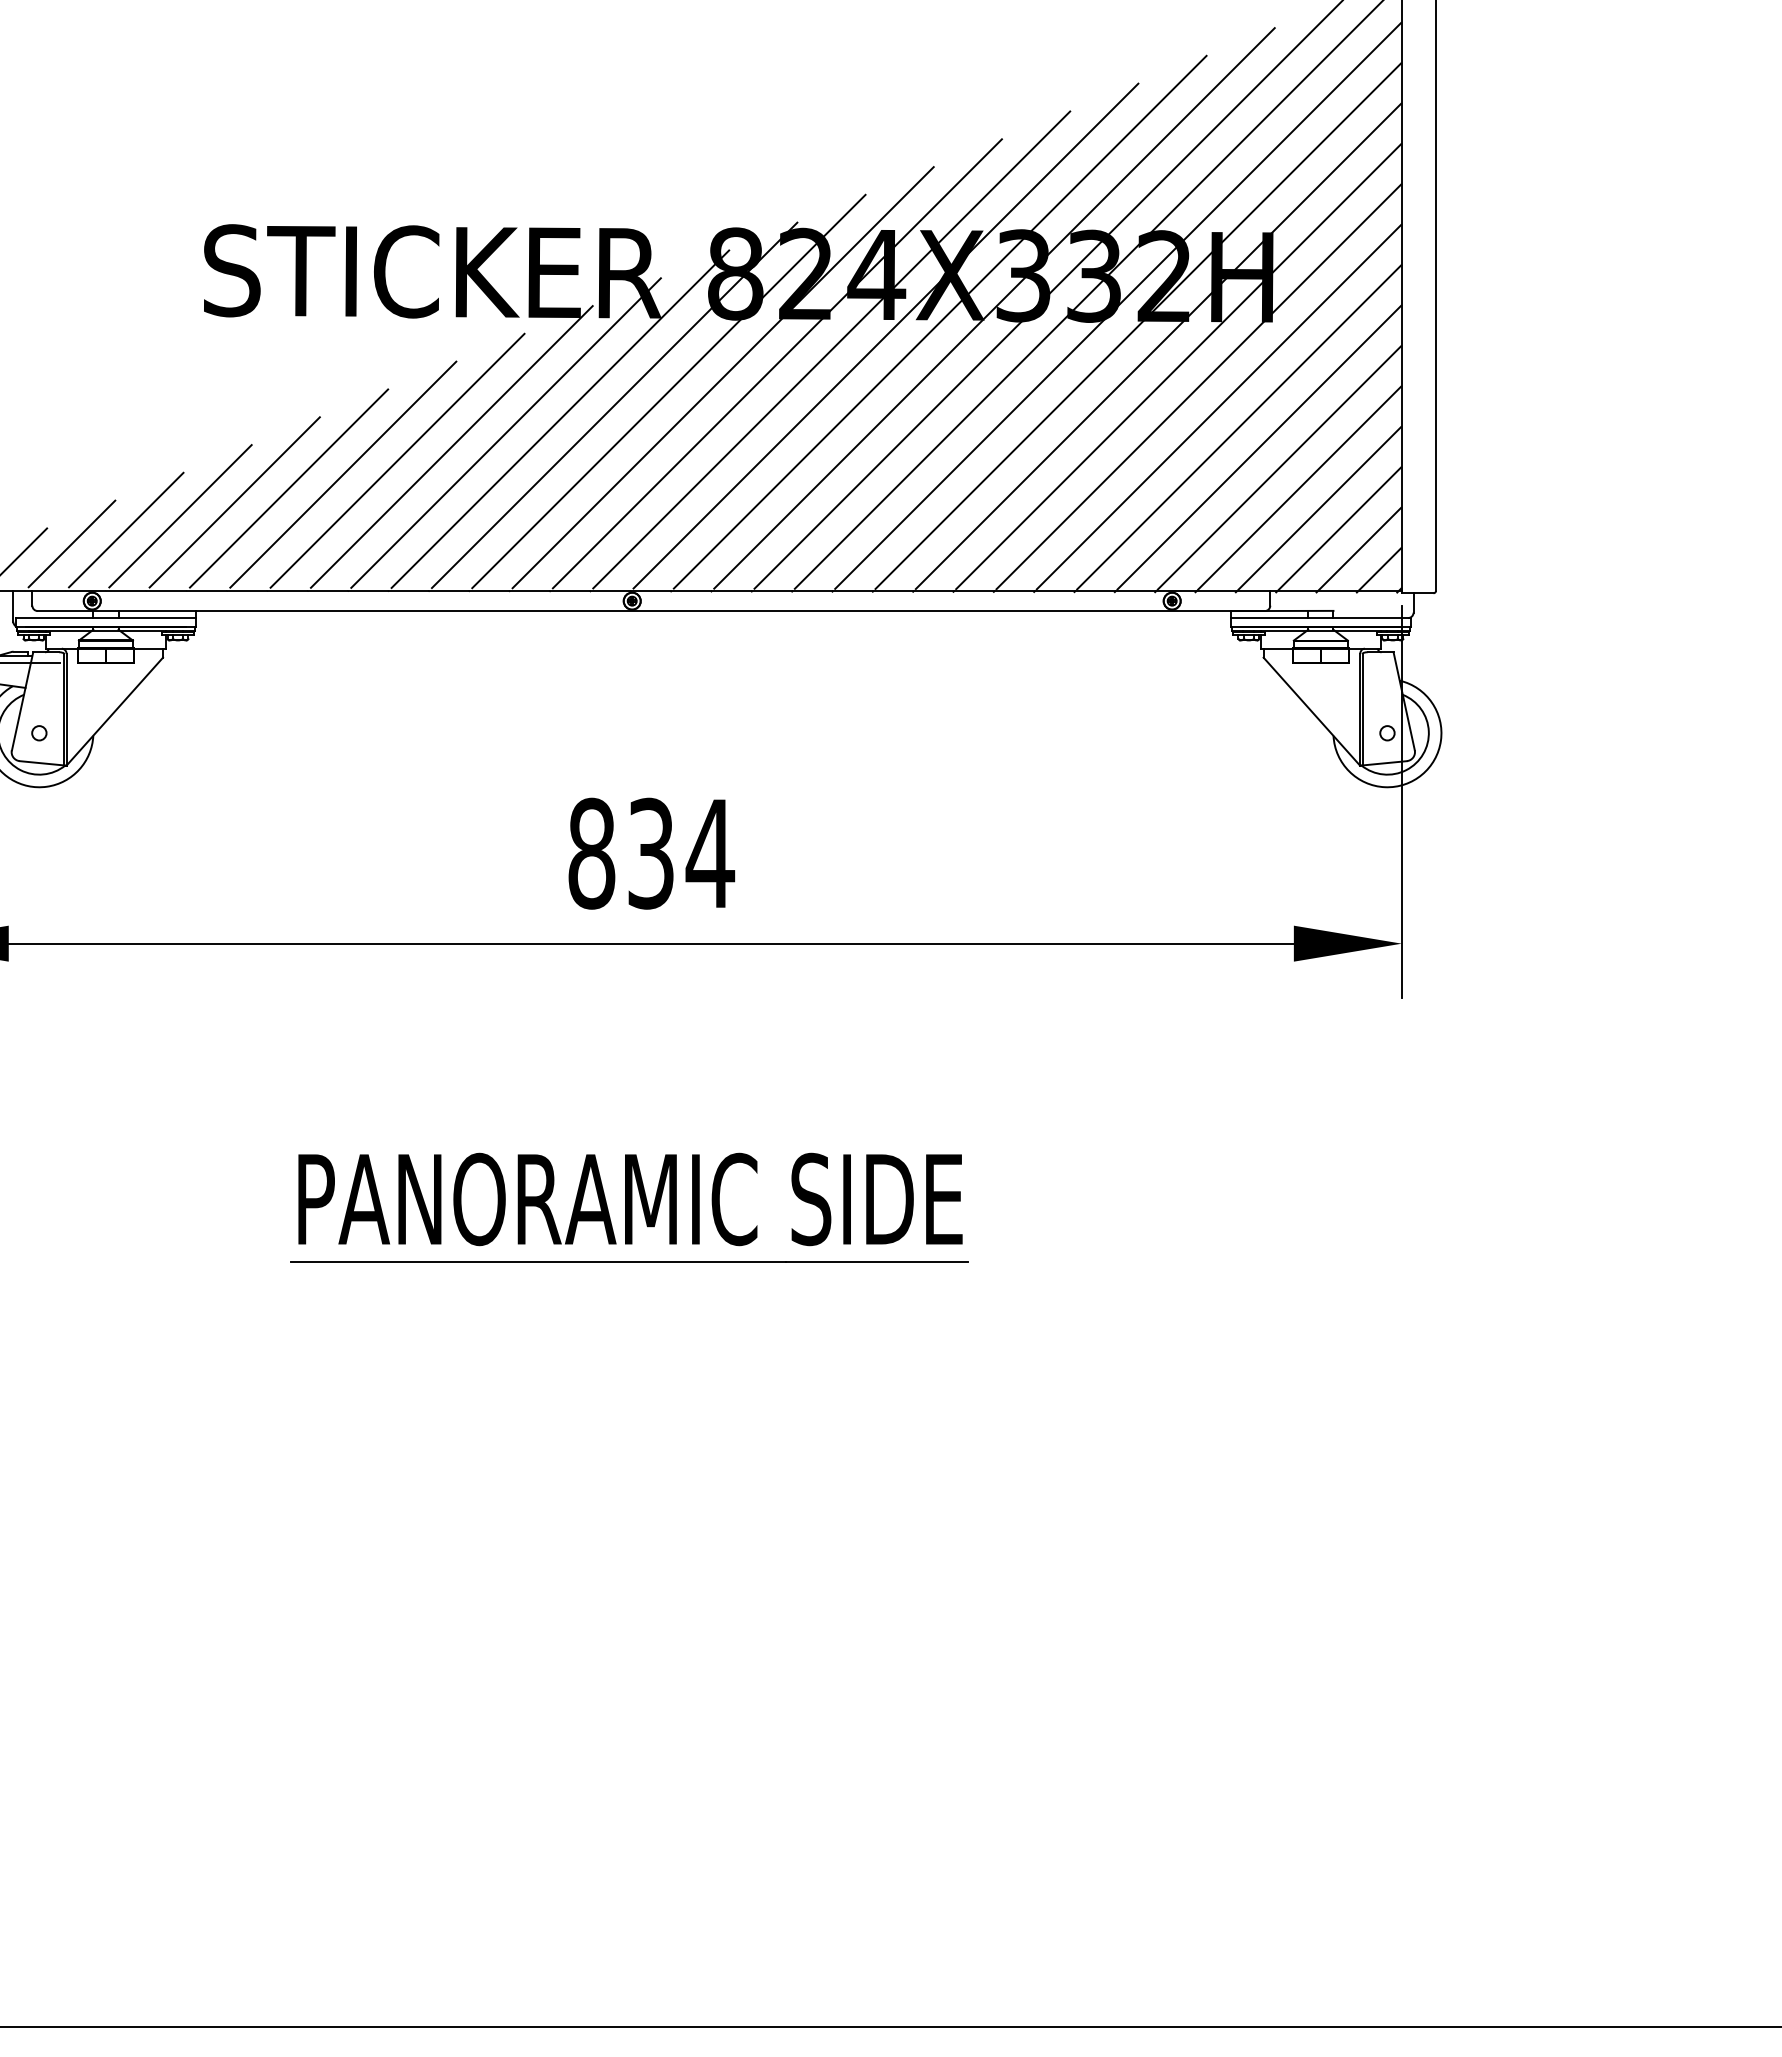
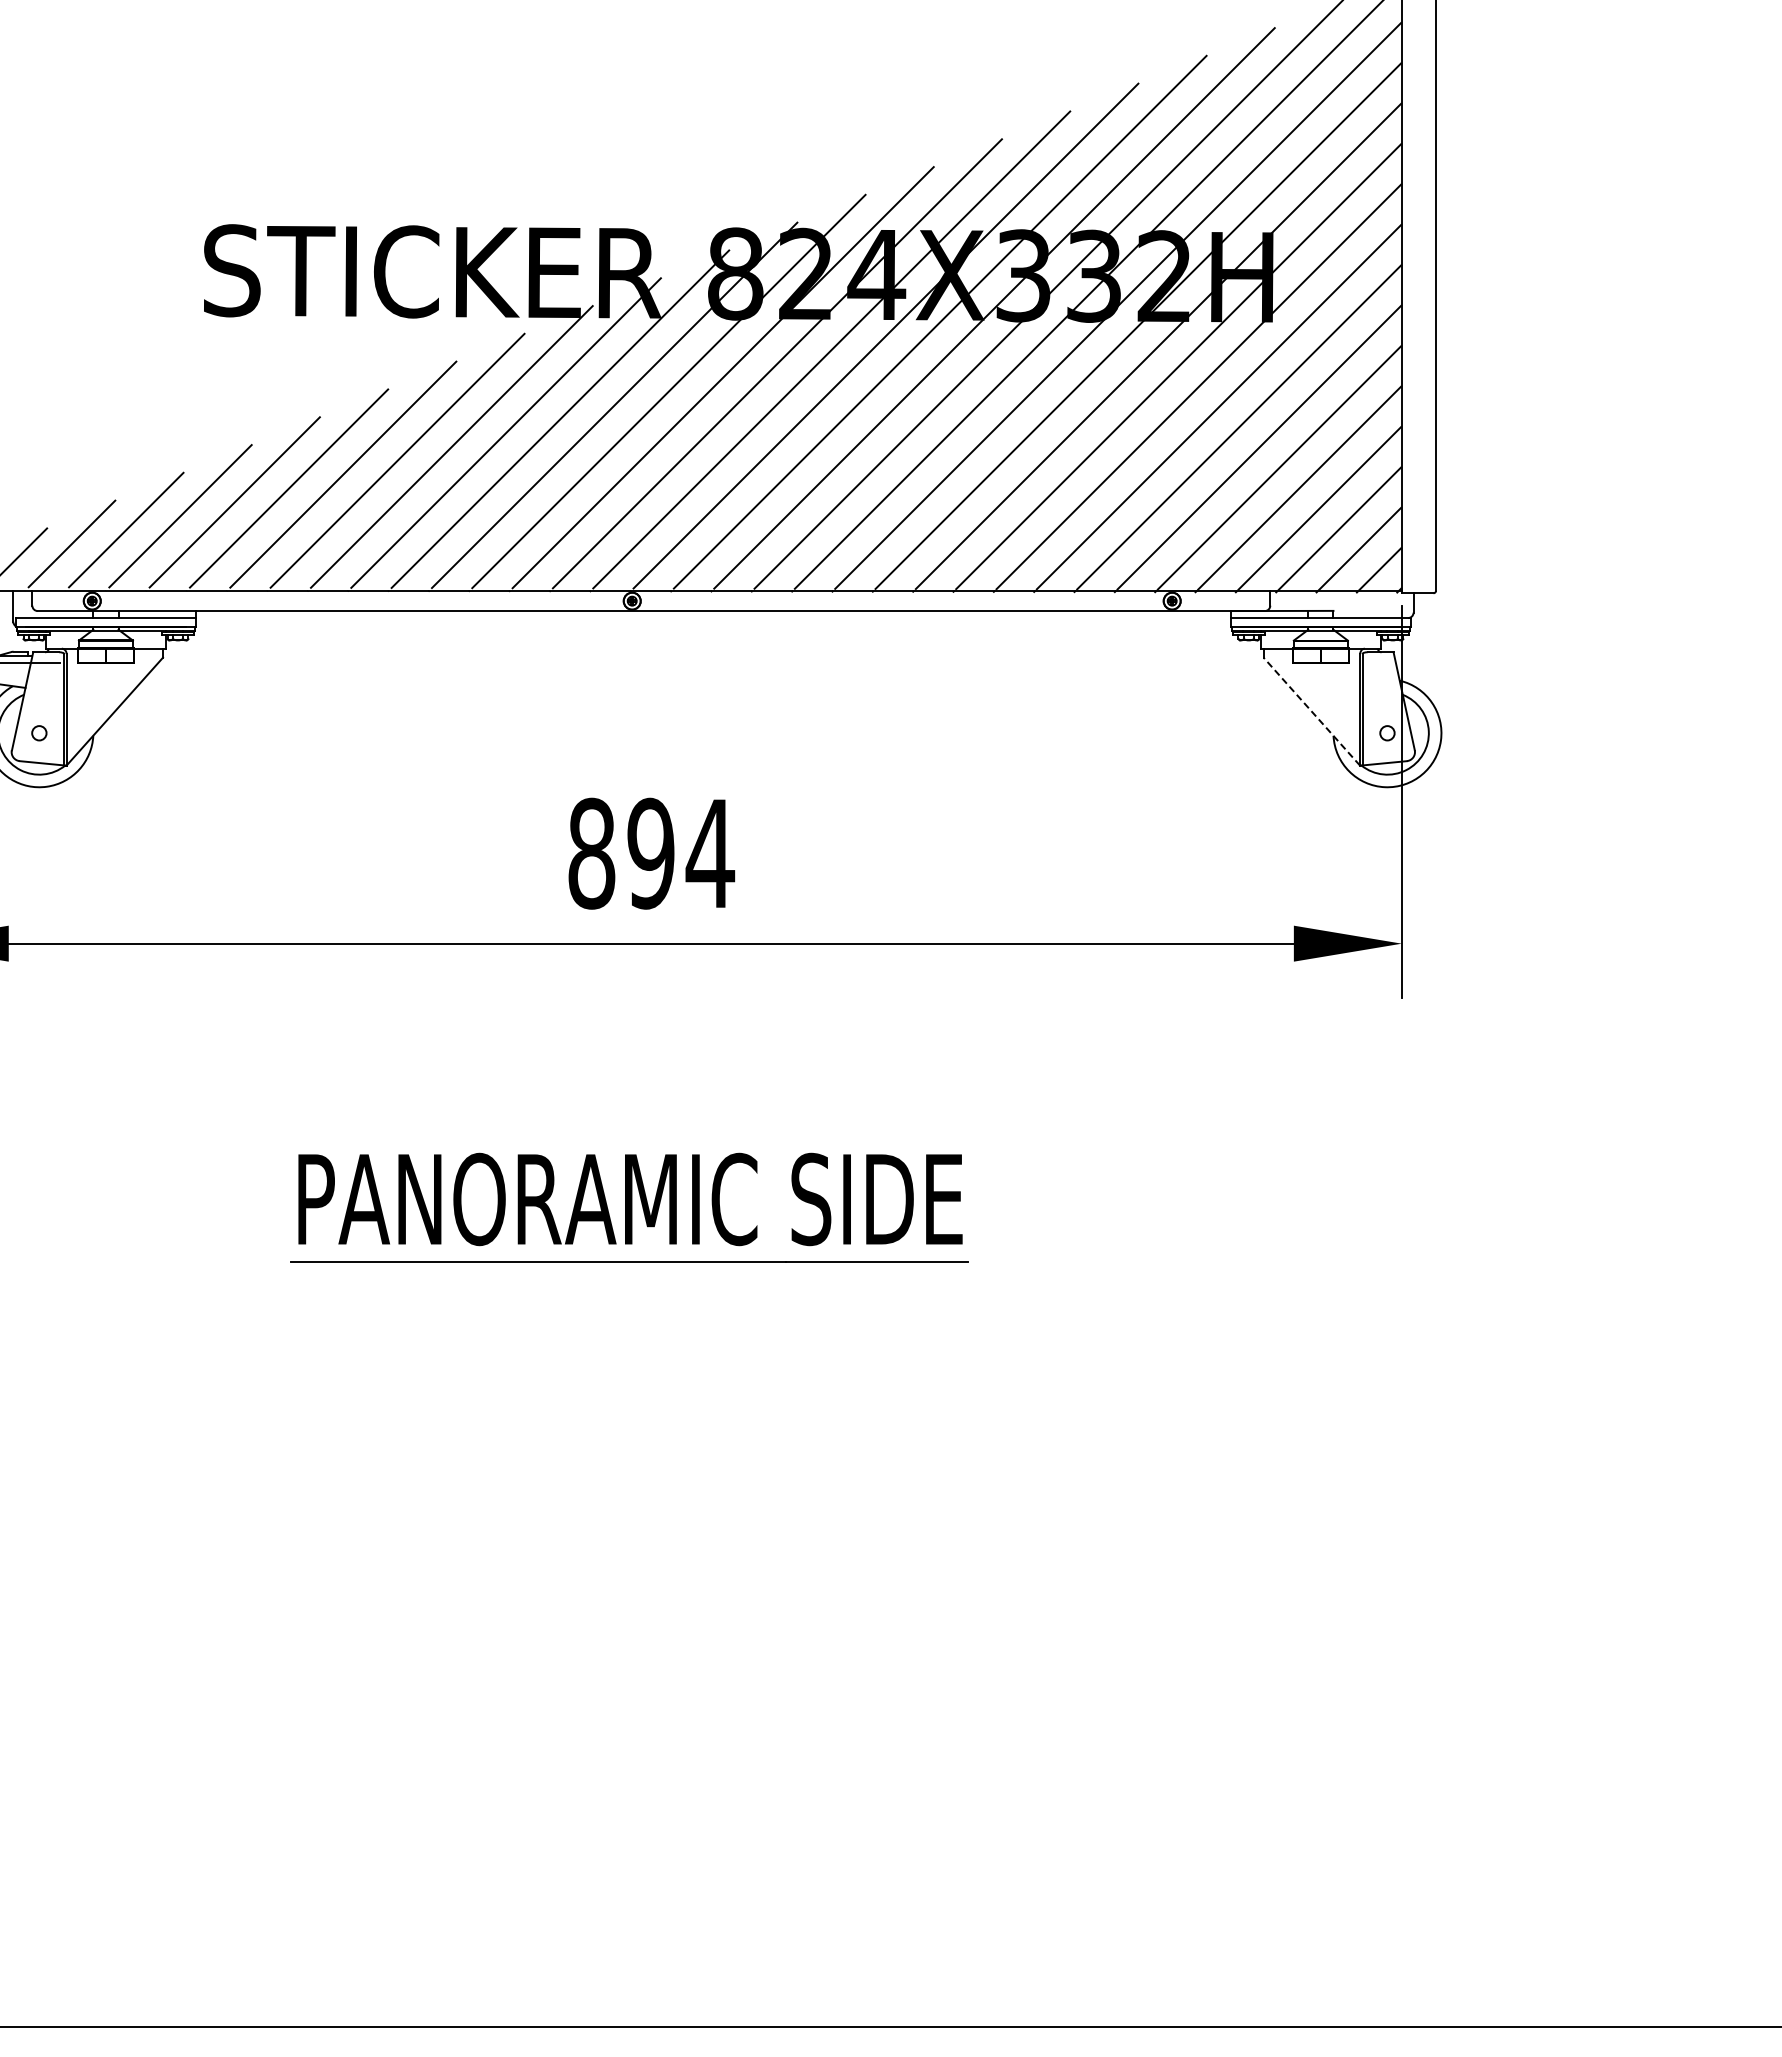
line: solid -> dashed (1311, 711)
text: 834 -> 894 (650, 853)
